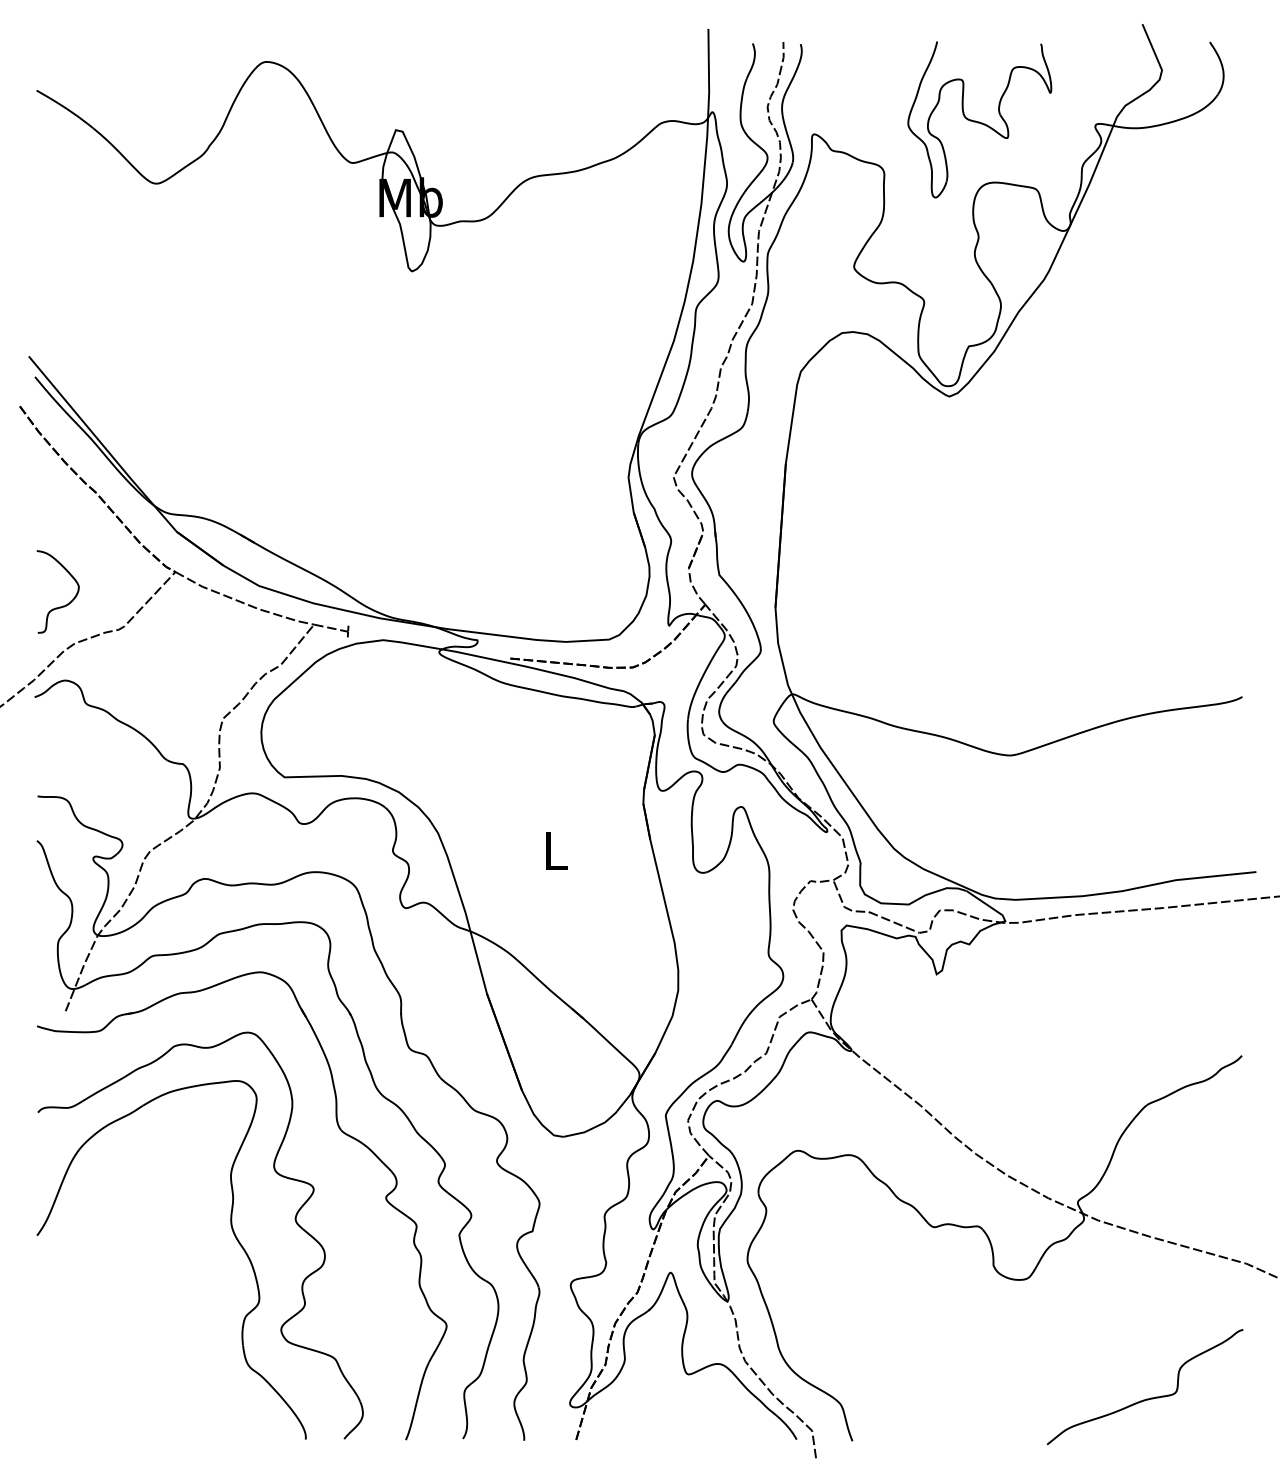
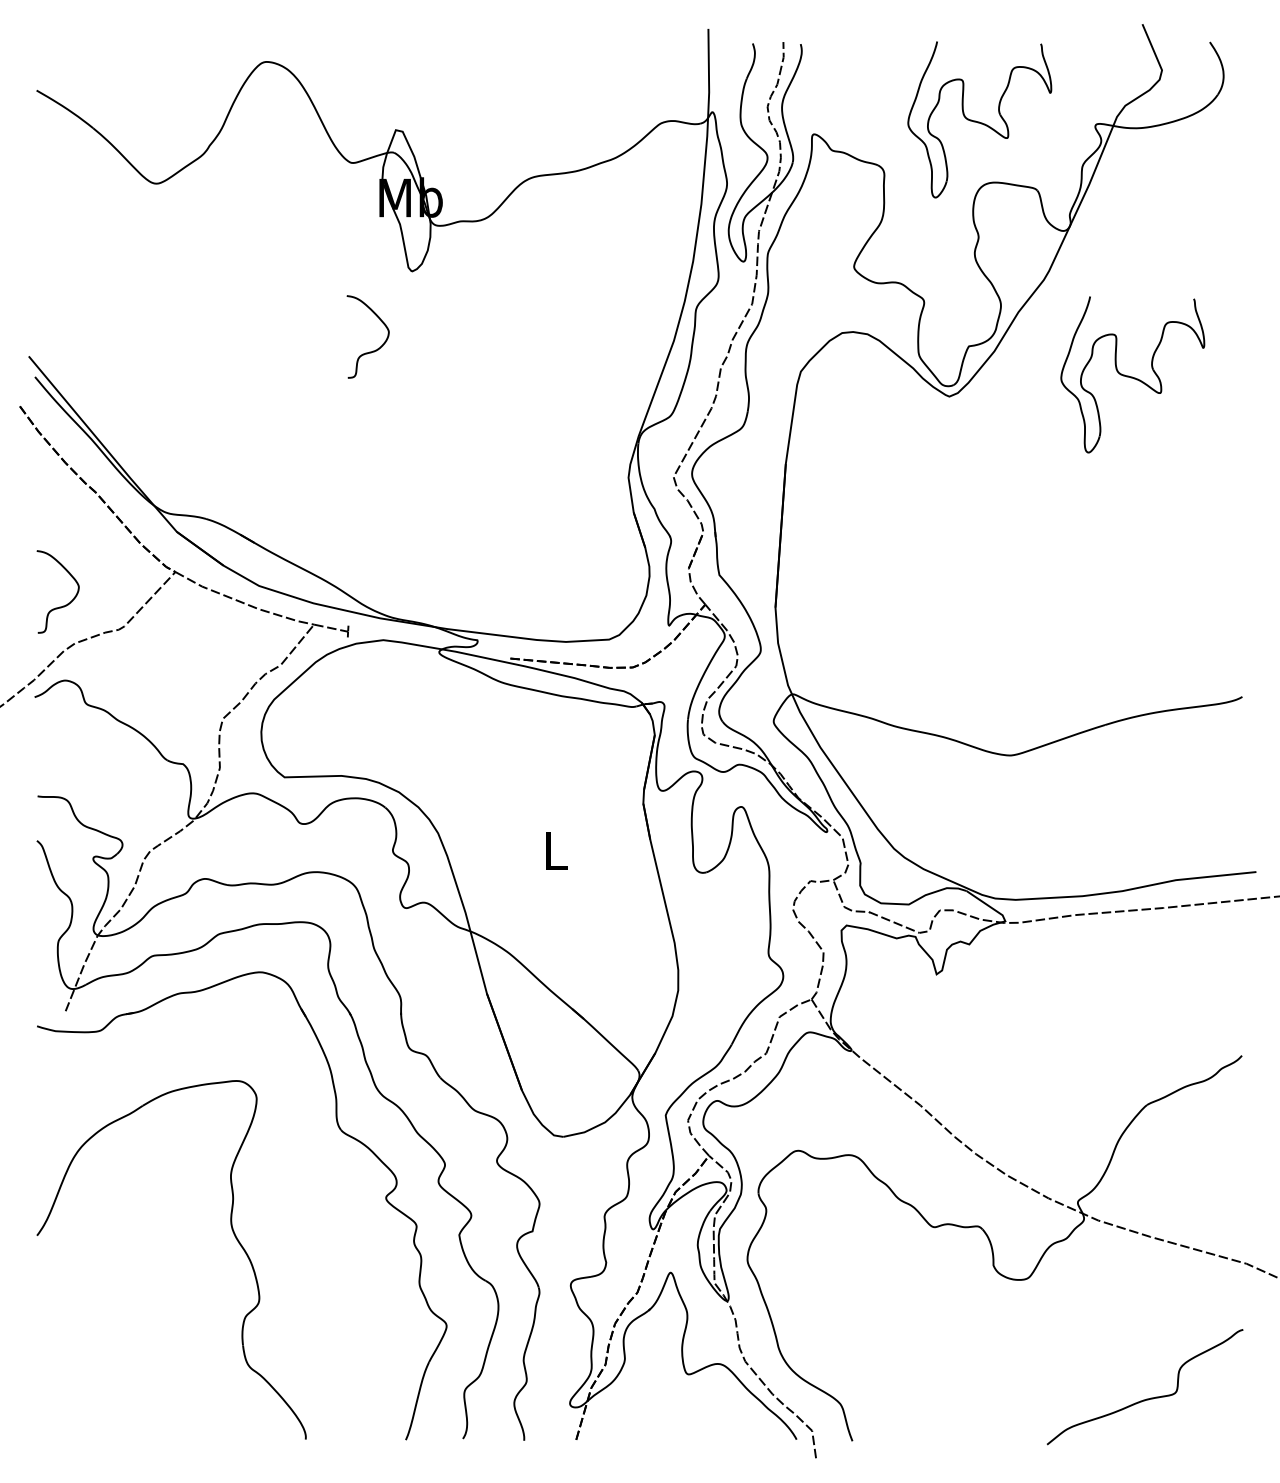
curve: none -> present (369, 351)
part: none -> present (1132, 374)
part: present -> none (294, 1219)
